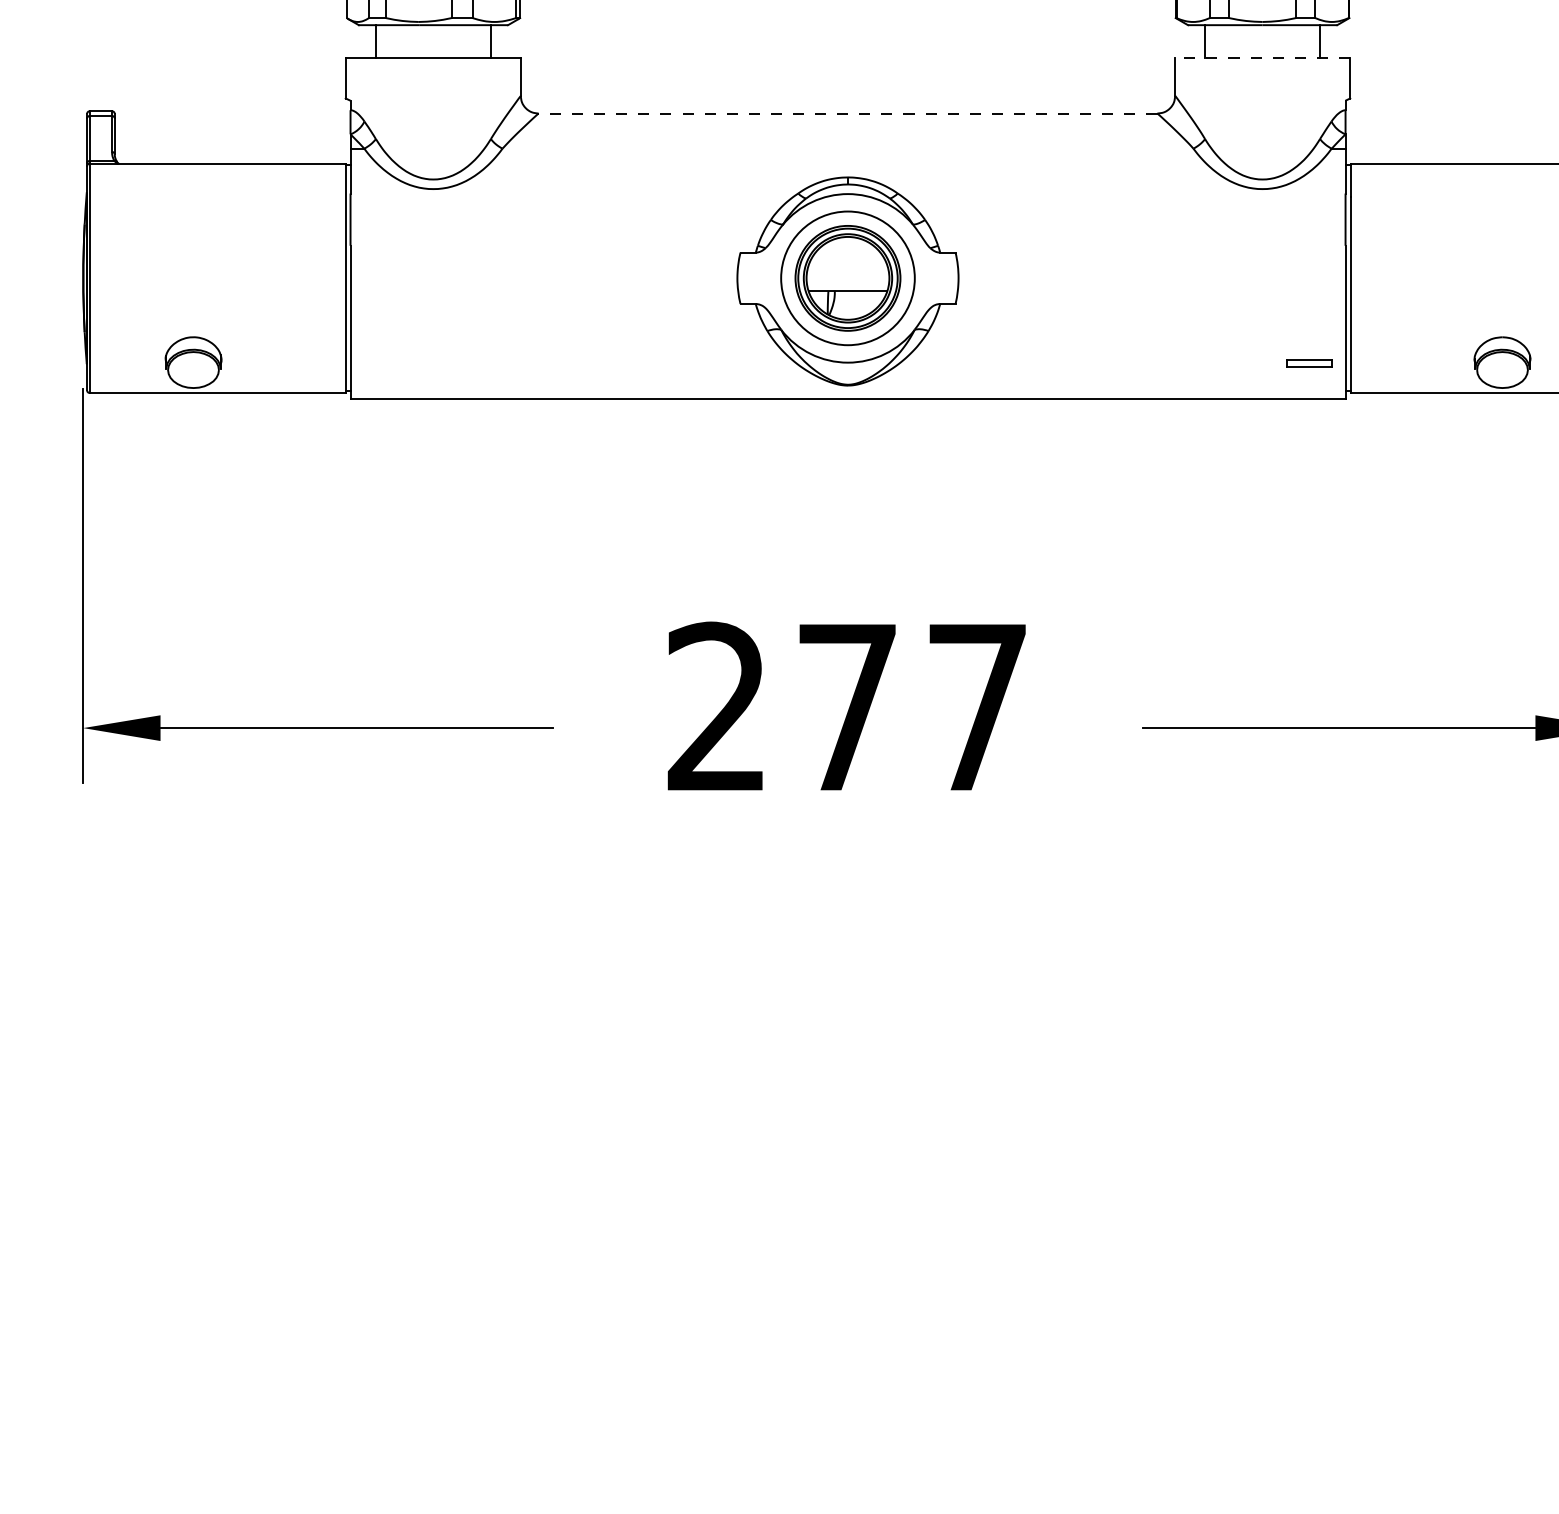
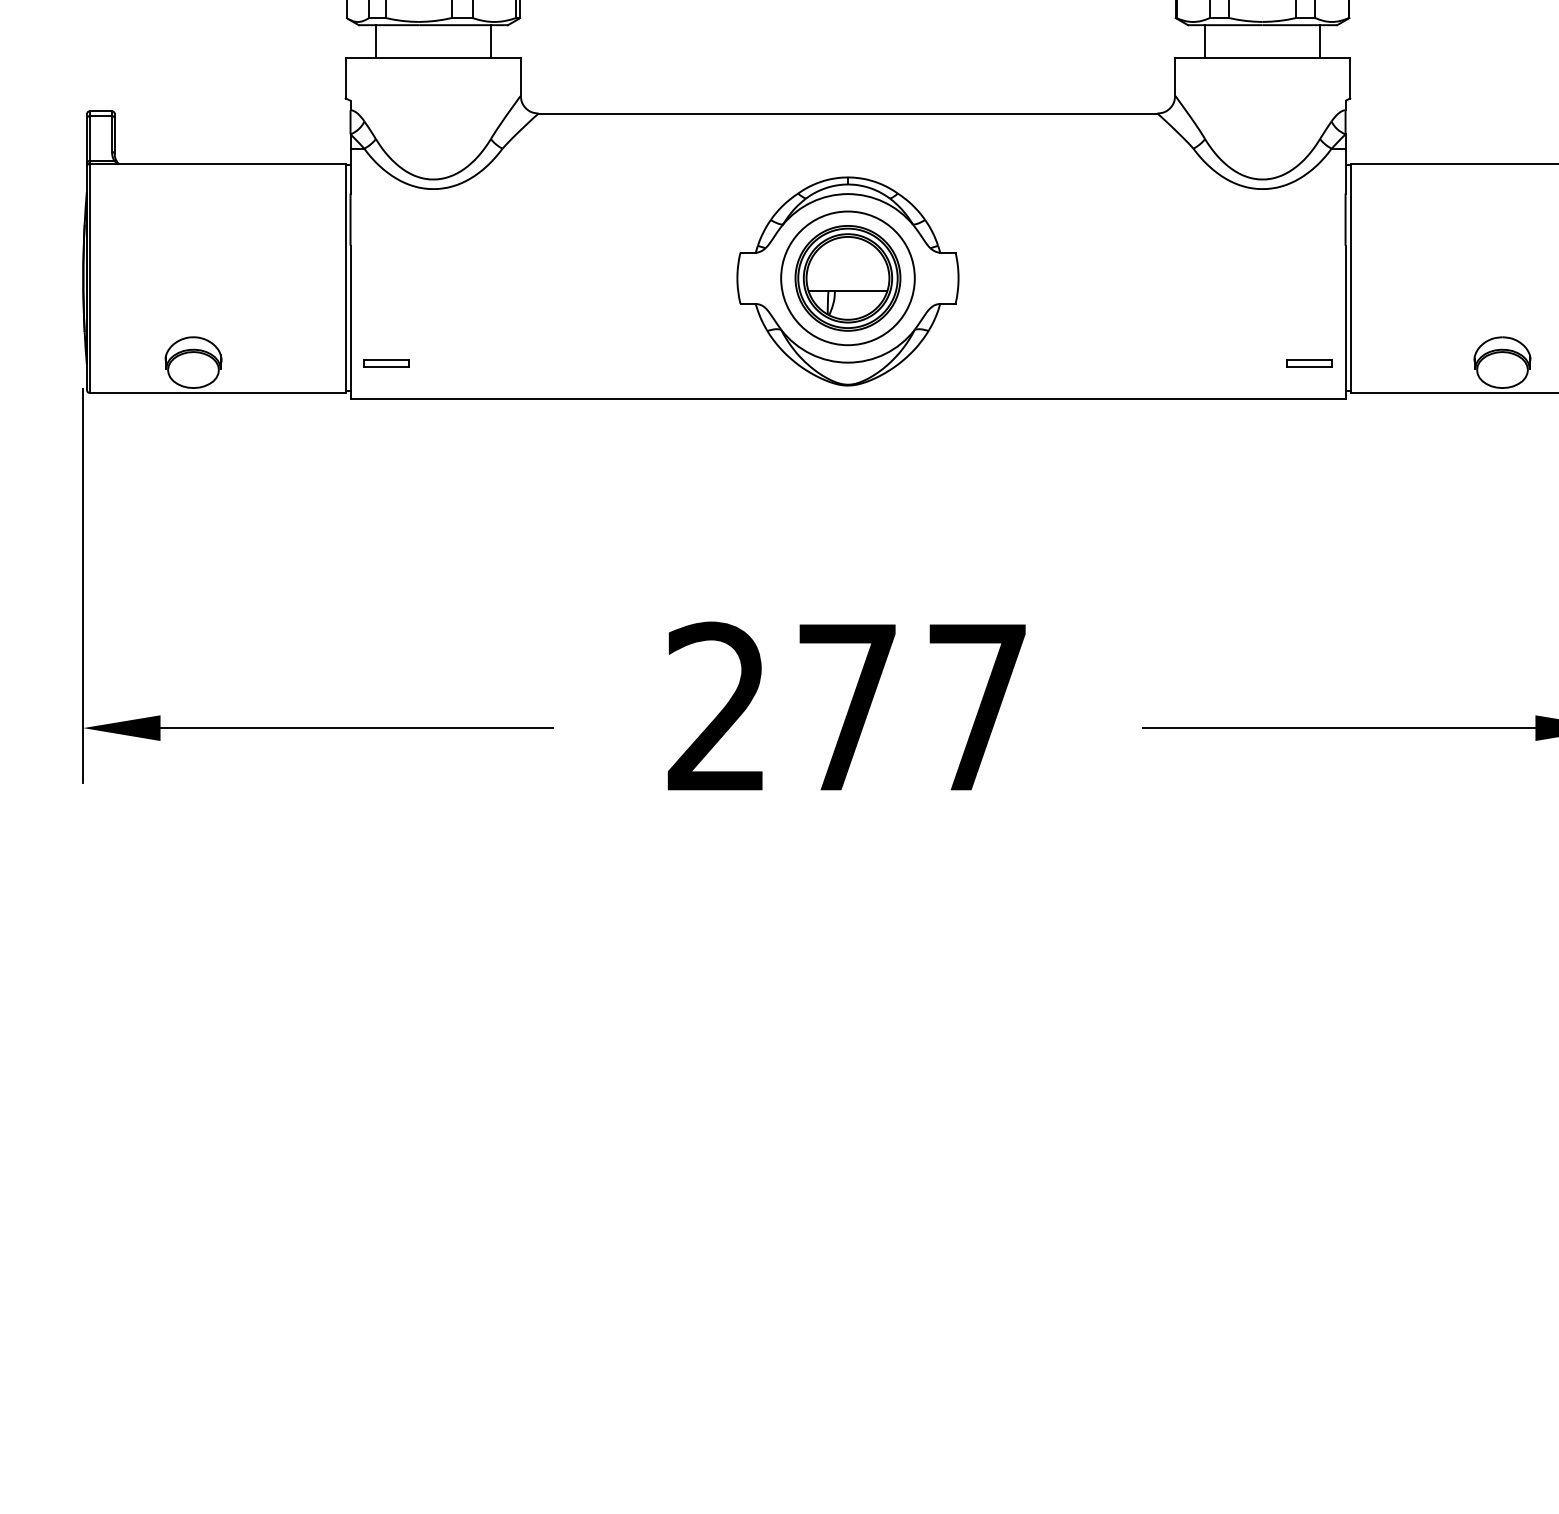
line: dashed -> solid (1262, 57)
line: dashed -> solid (847, 113)
part: none -> present (386, 363)
